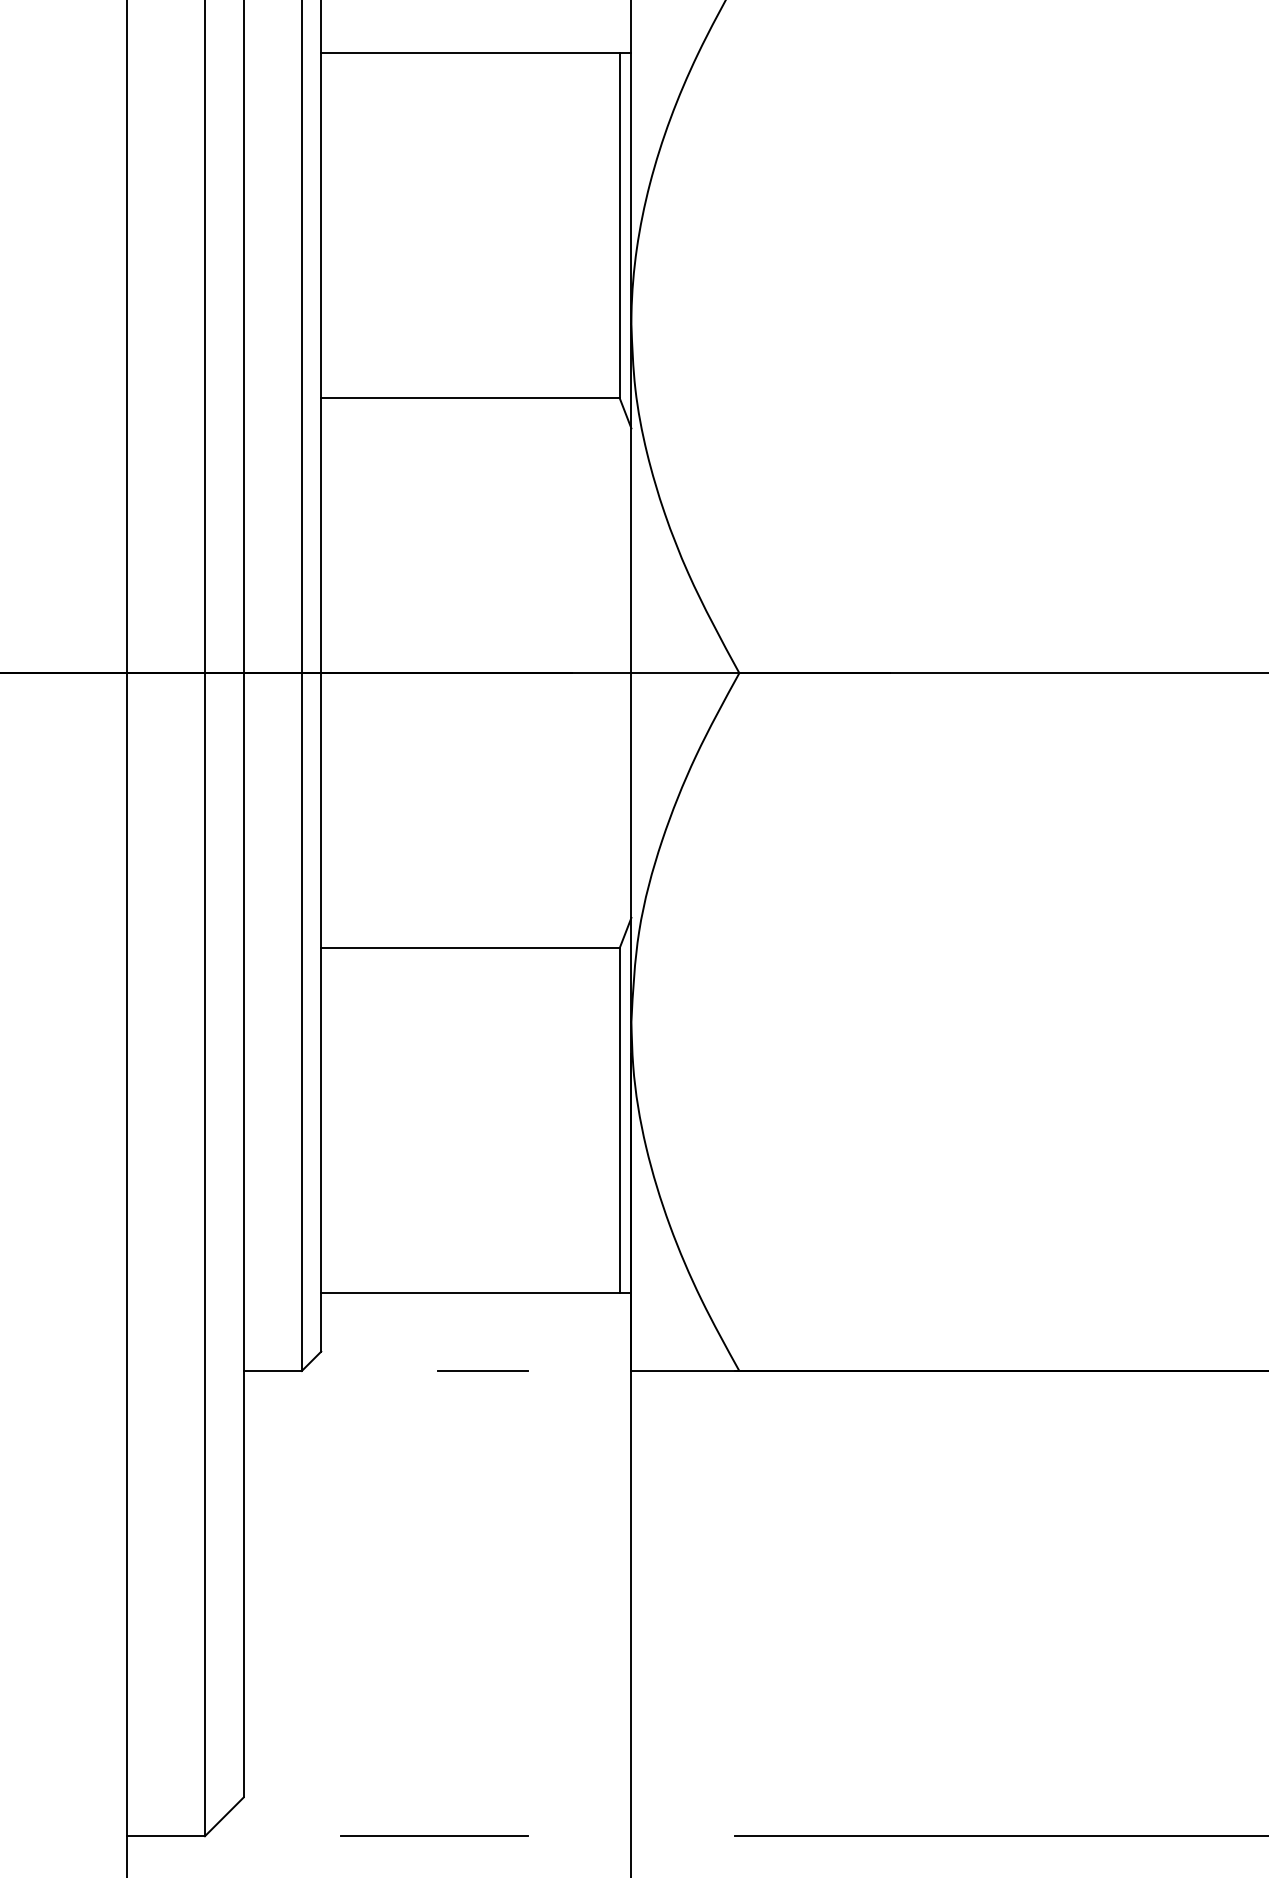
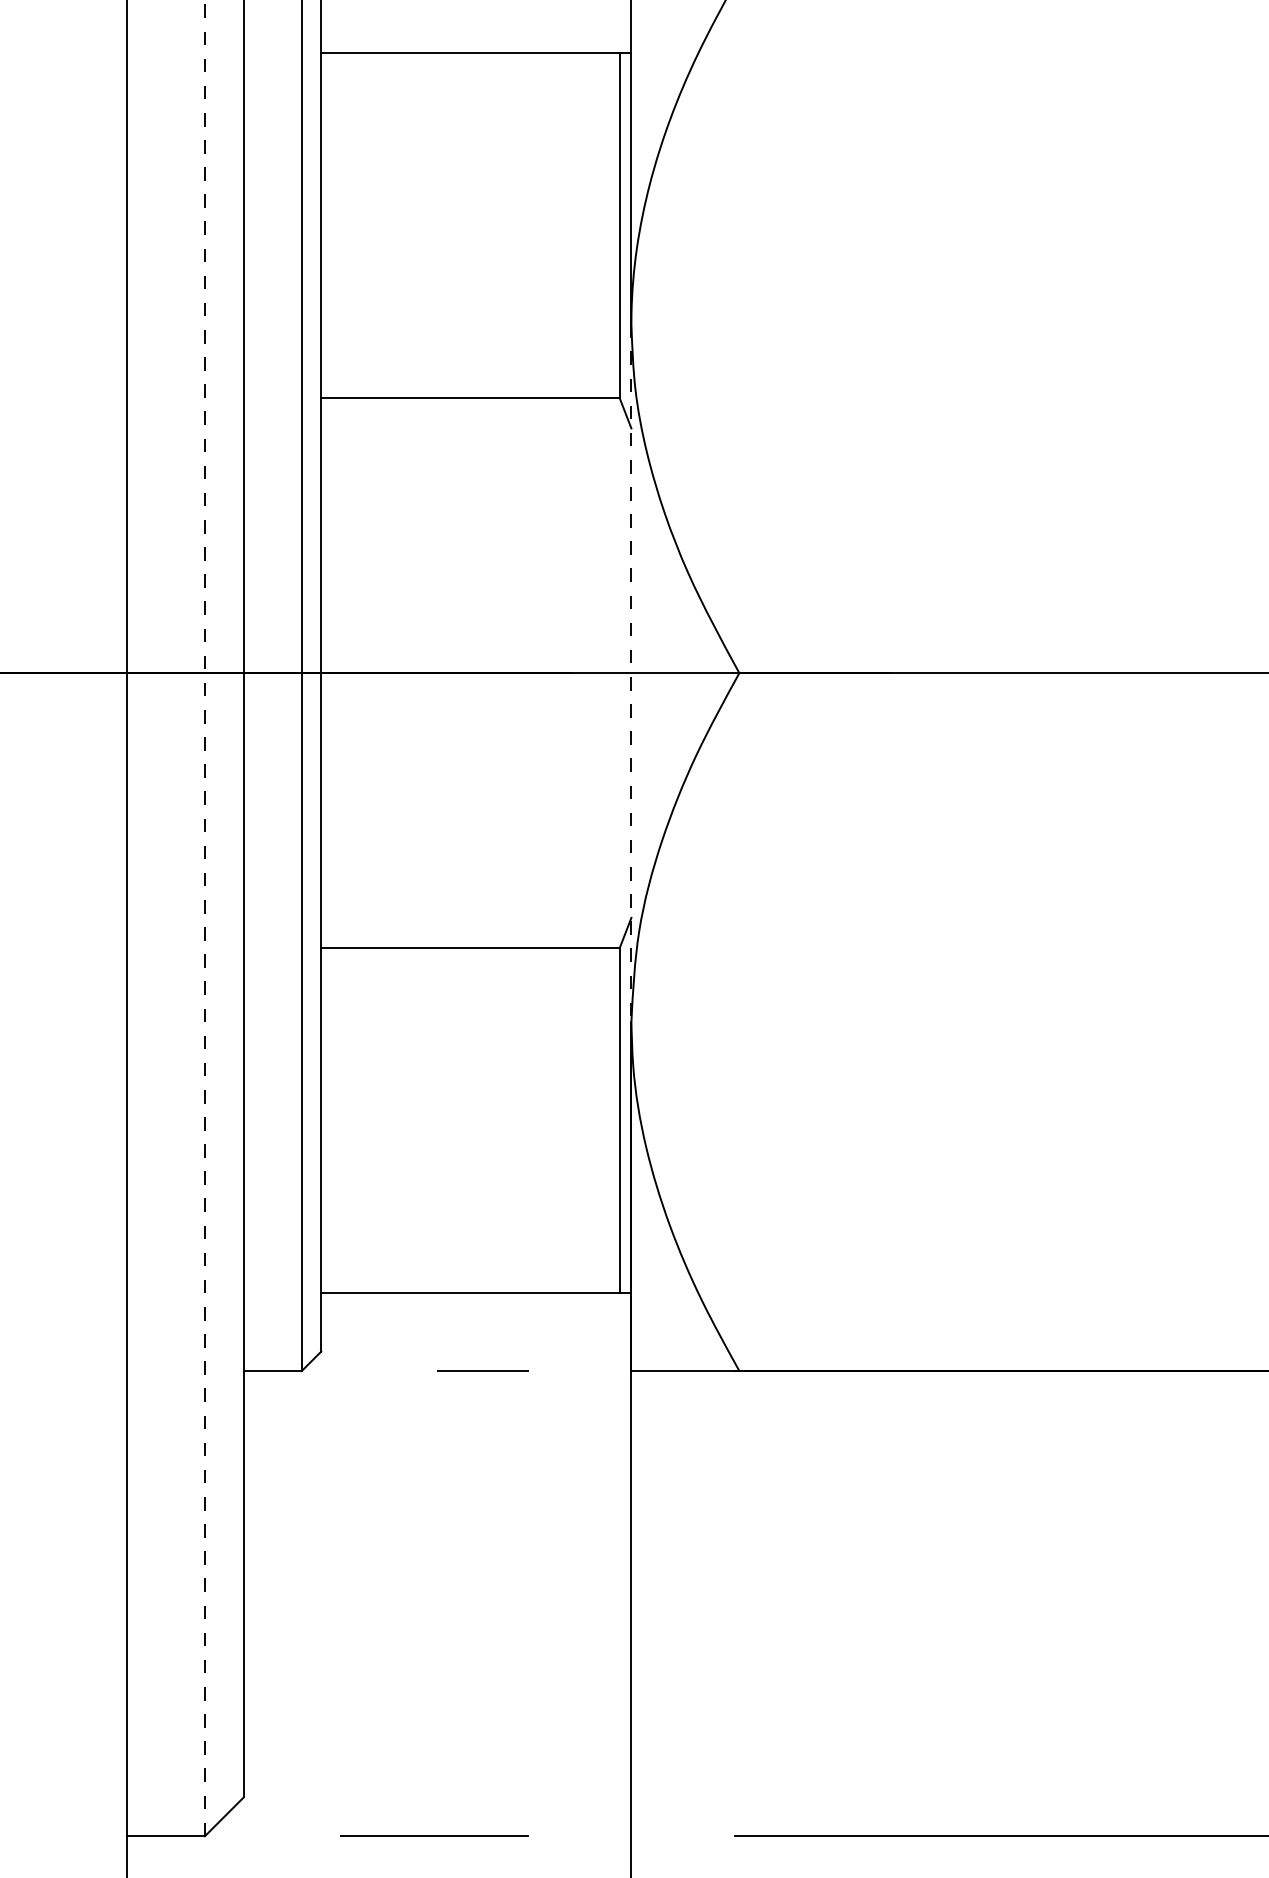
line: solid -> dashed (631, 673)
line: solid -> dashed (204, 918)
